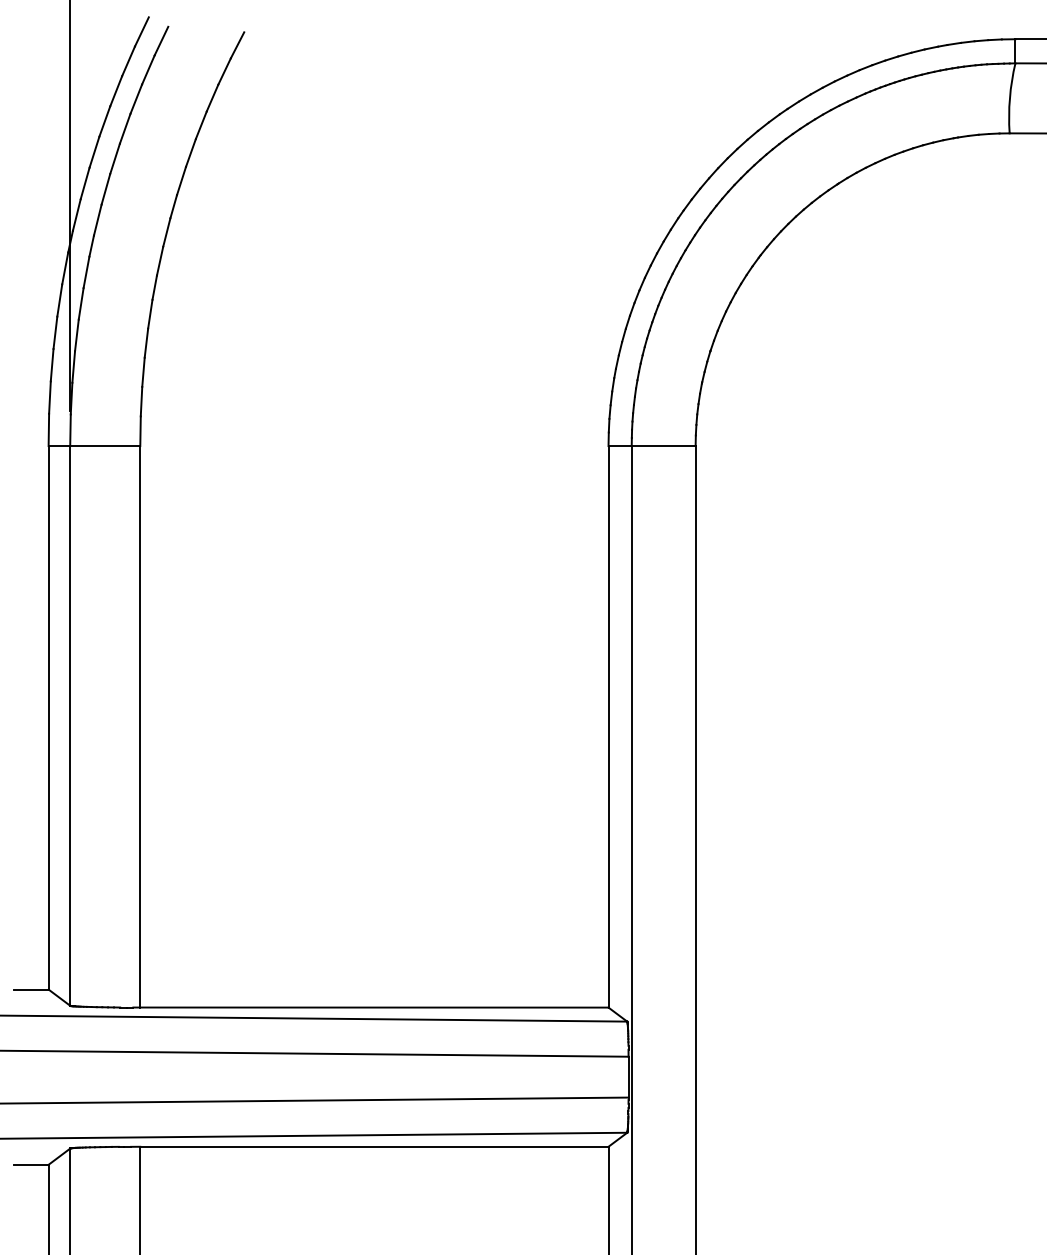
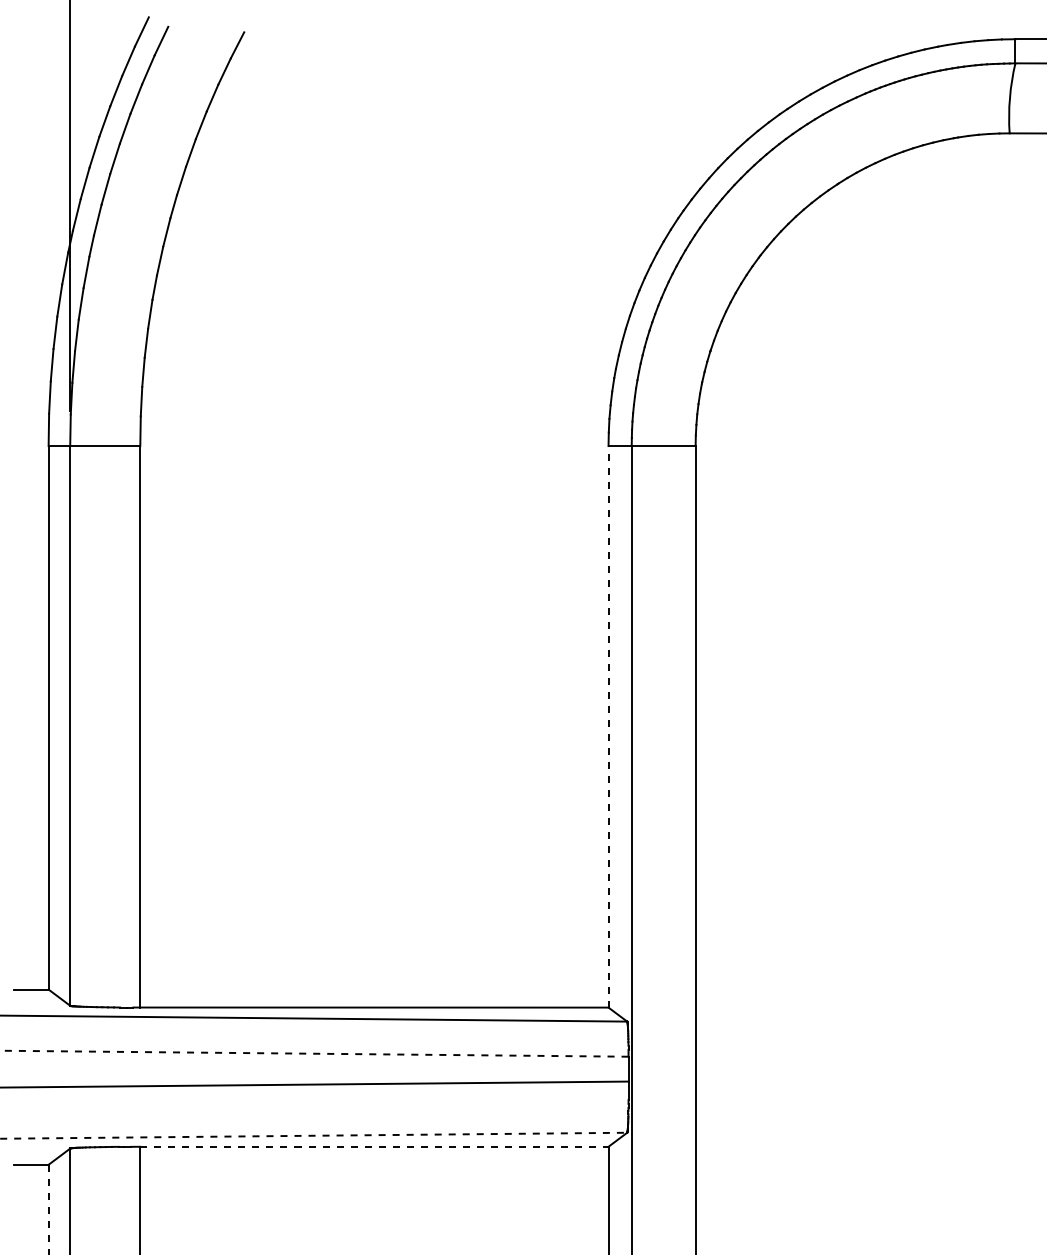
line: solid -> dashed (608, 726)
line: solid -> dashed (314, 1053)
line position: (315, 1100) -> (315, 1084) (315, 1084)
line: solid -> dashed (314, 1135)
line: solid -> dashed (374, 1146)
line: solid -> dashed (48, 1209)
